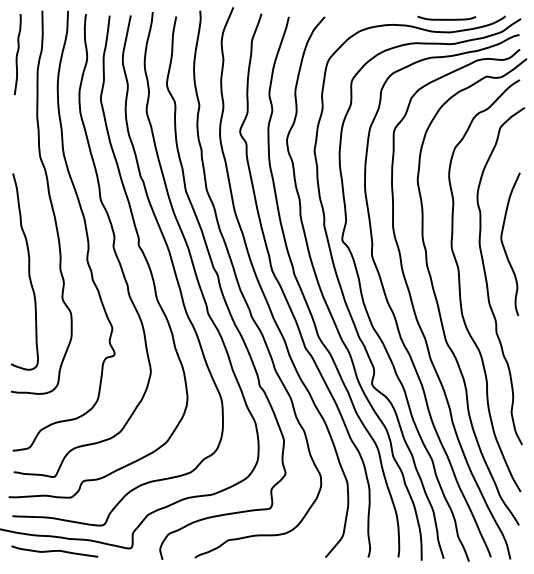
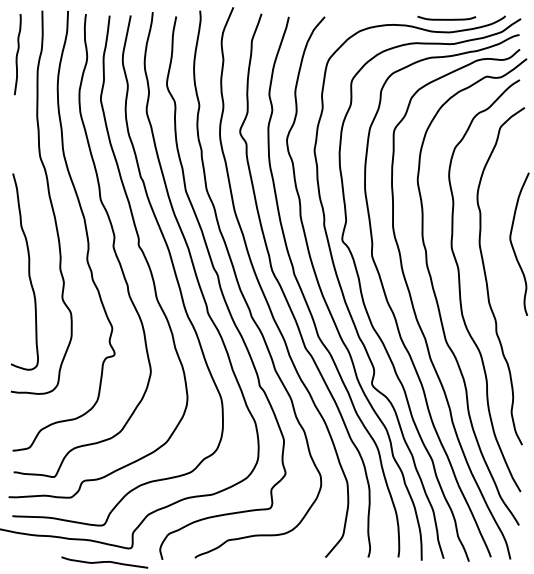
curve position: (504, 246) -> (513, 246) (513, 246)
curve position: (54, 551) -> (104, 562) (104, 562)
